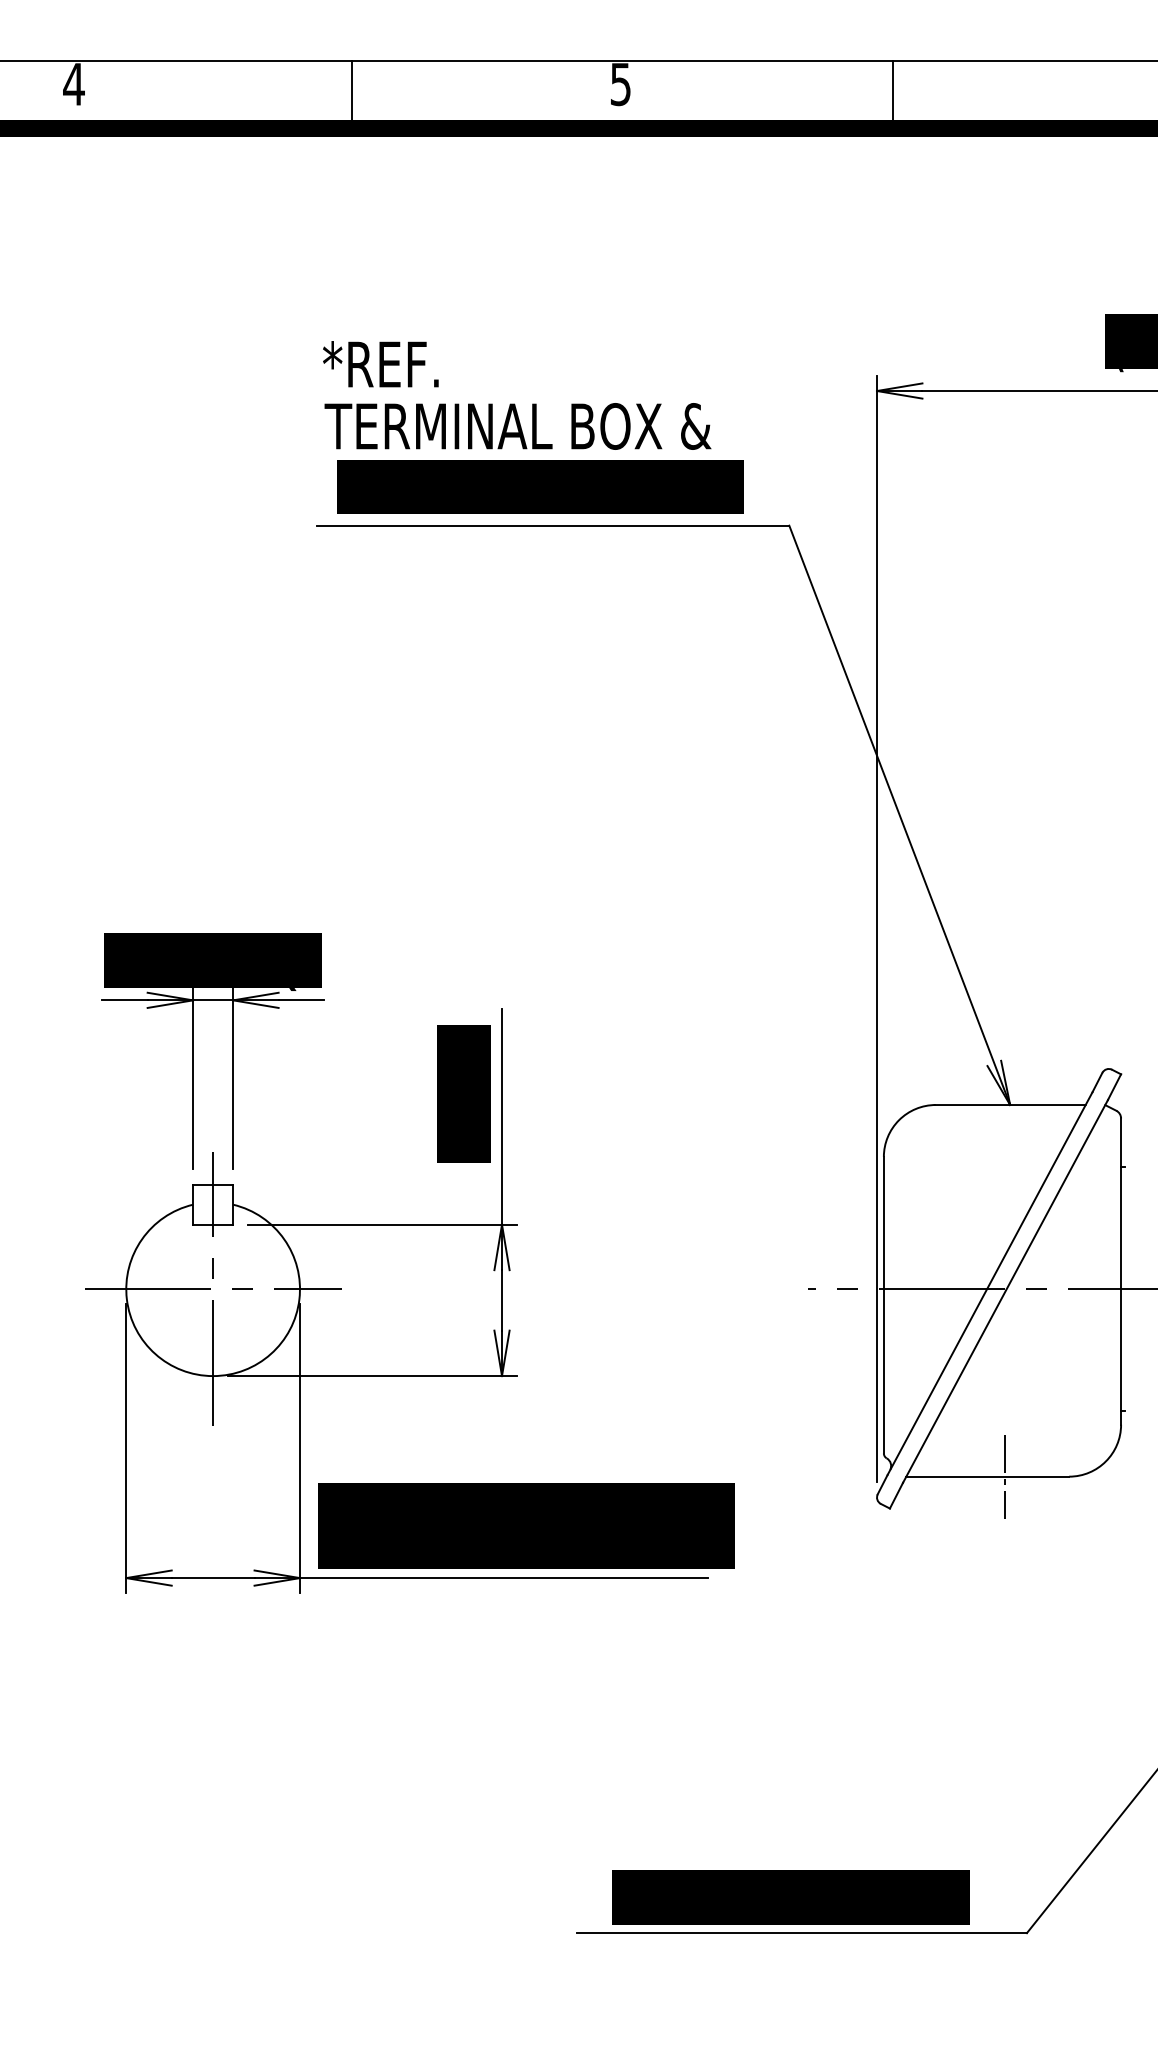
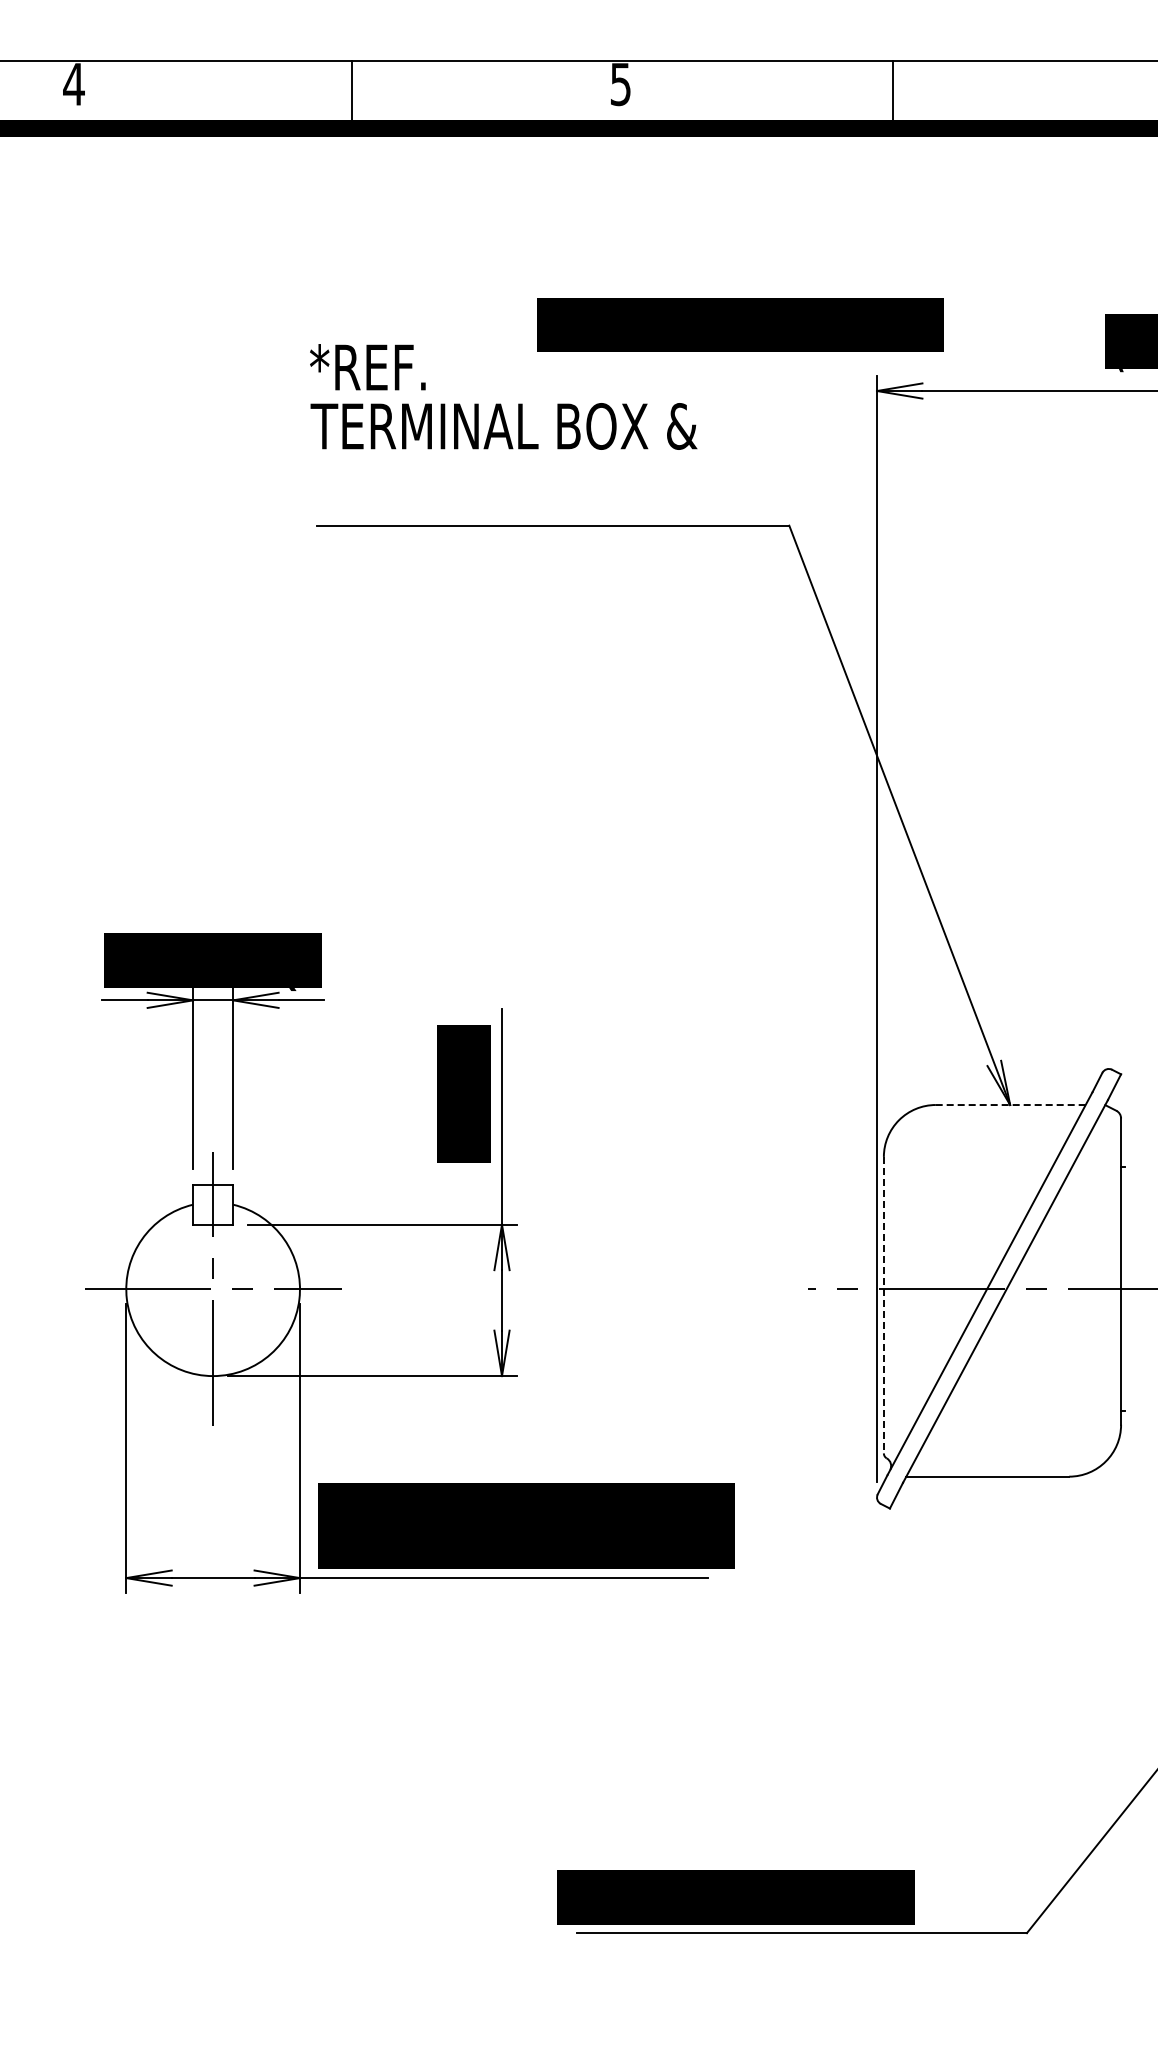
text position: (380, 364) -> (367, 367) (367, 367)
text position: (517, 426) -> (503, 426) (503, 426)
text position: (540, 486) -> (740, 324) (740, 324)
line: solid -> dashed (1010, 1105)
line: solid -> dashed (883, 1305)
line: present -> none (1005, 1476)
text position: (790, 1897) -> (735, 1897) (735, 1897)
